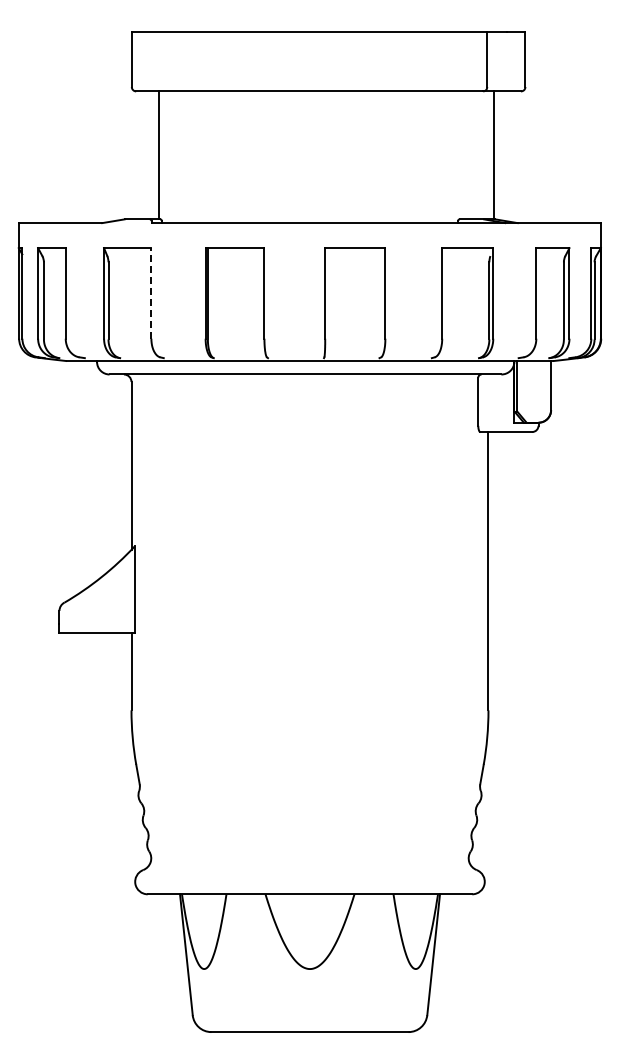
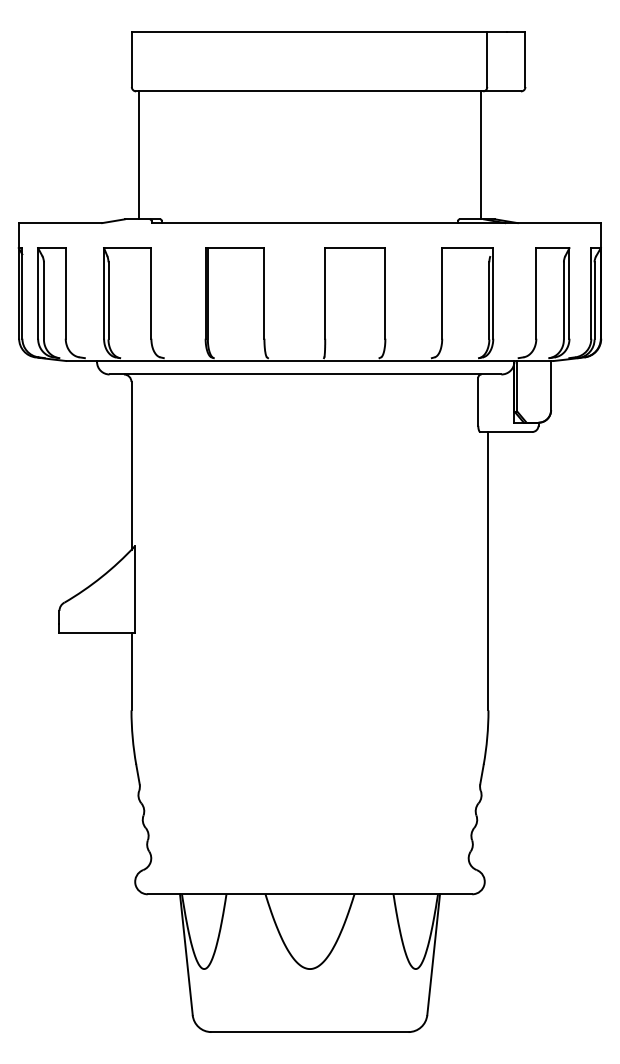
line position: (159, 155) -> (139, 155) (139, 155)
line position: (493, 155) -> (480, 155) (480, 155)
line: dashed -> solid (151, 292)
